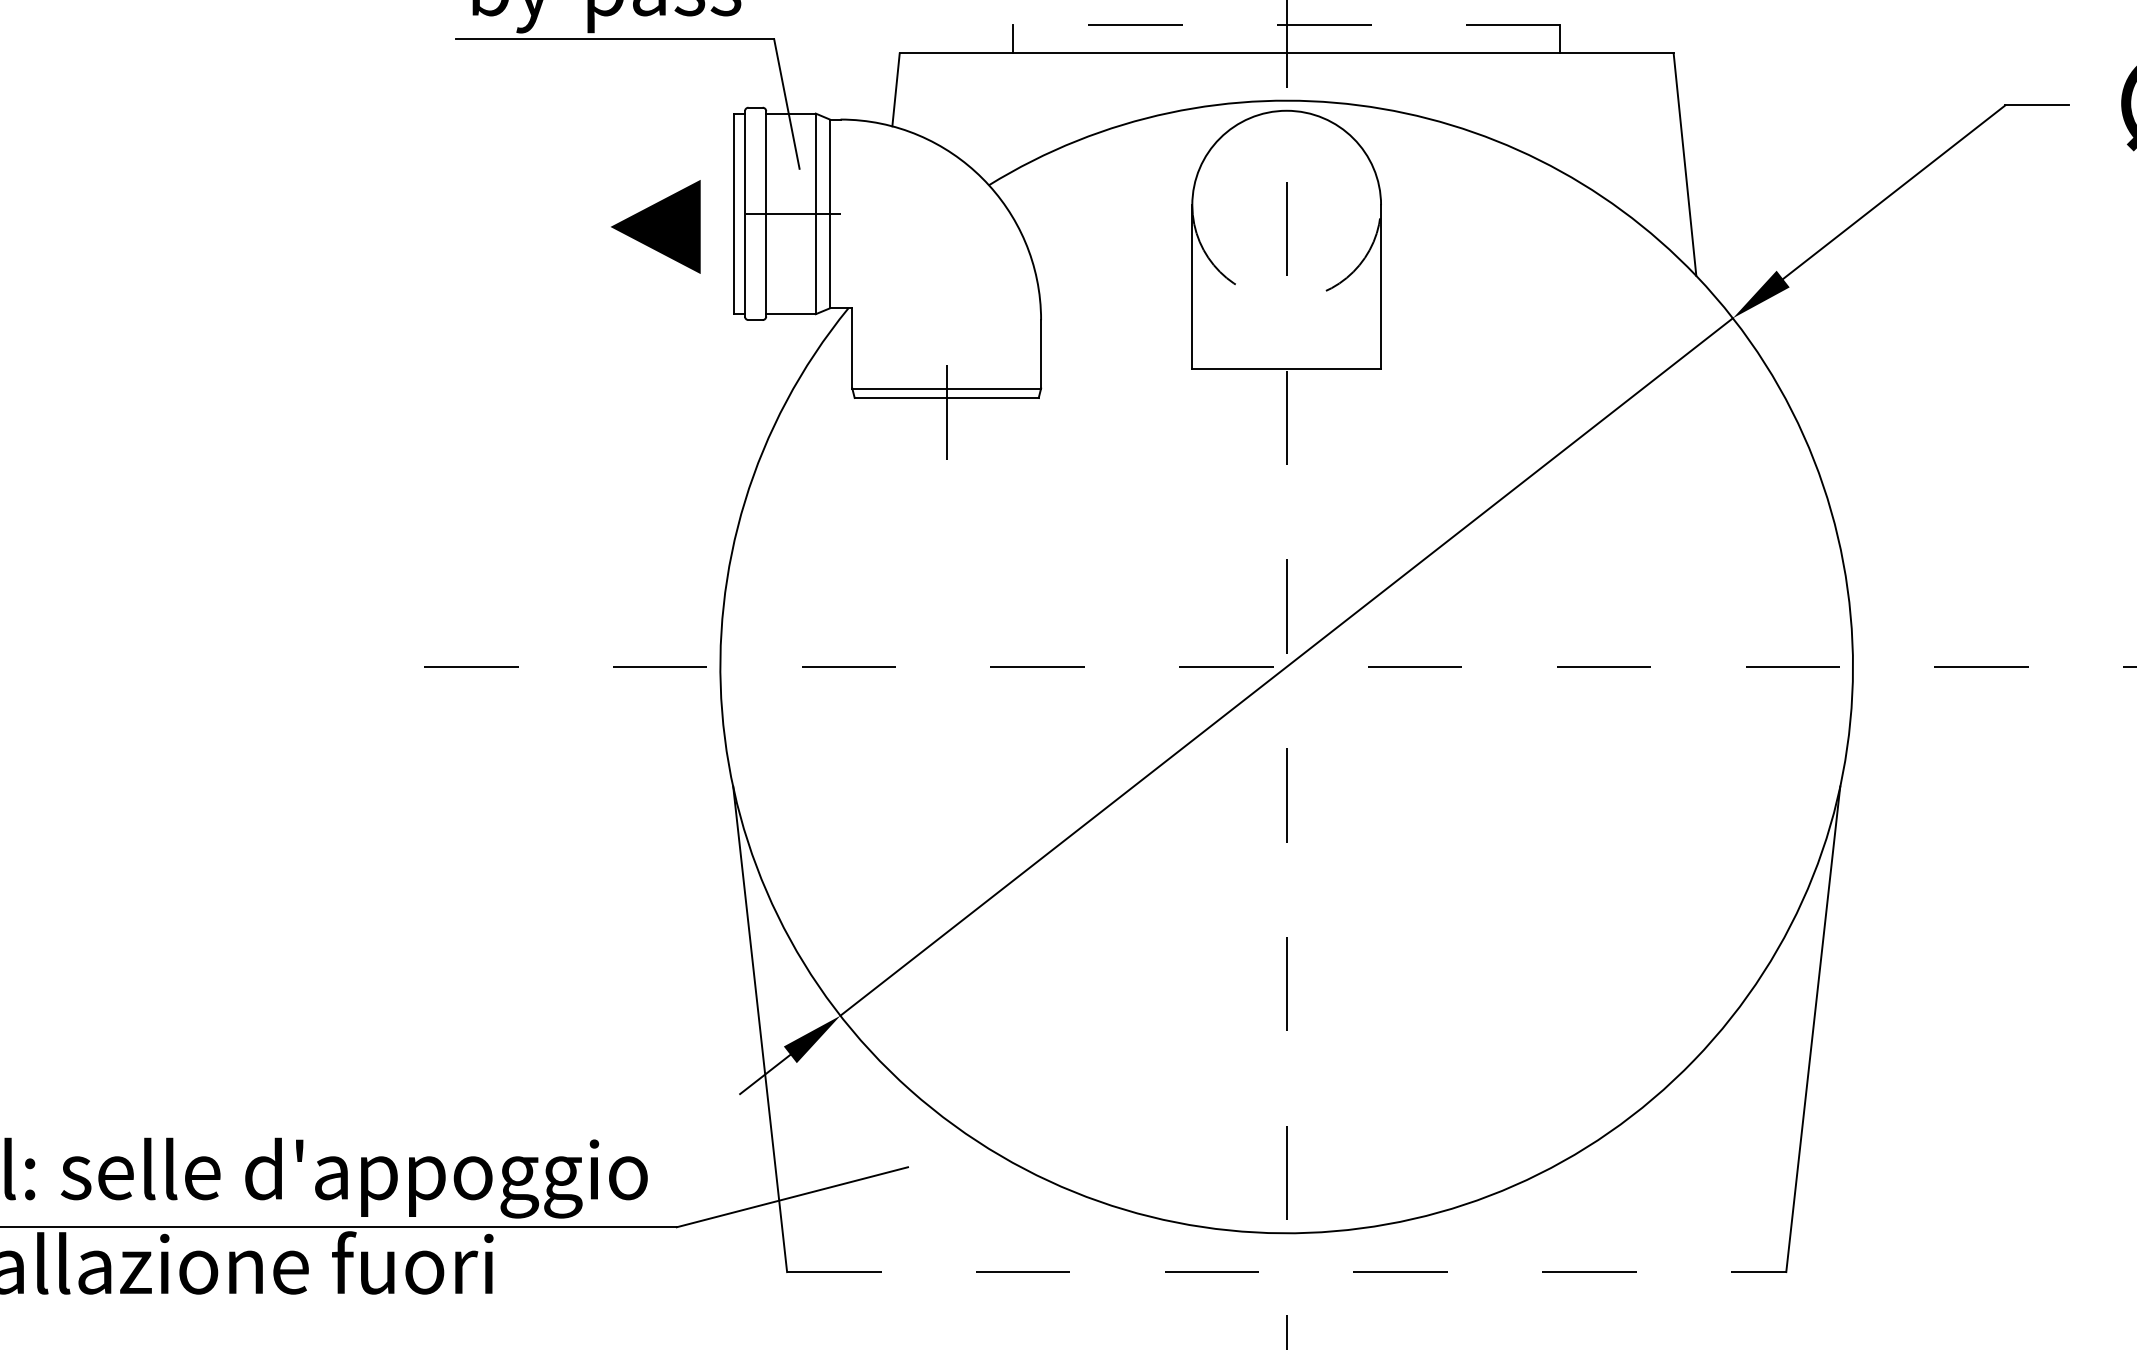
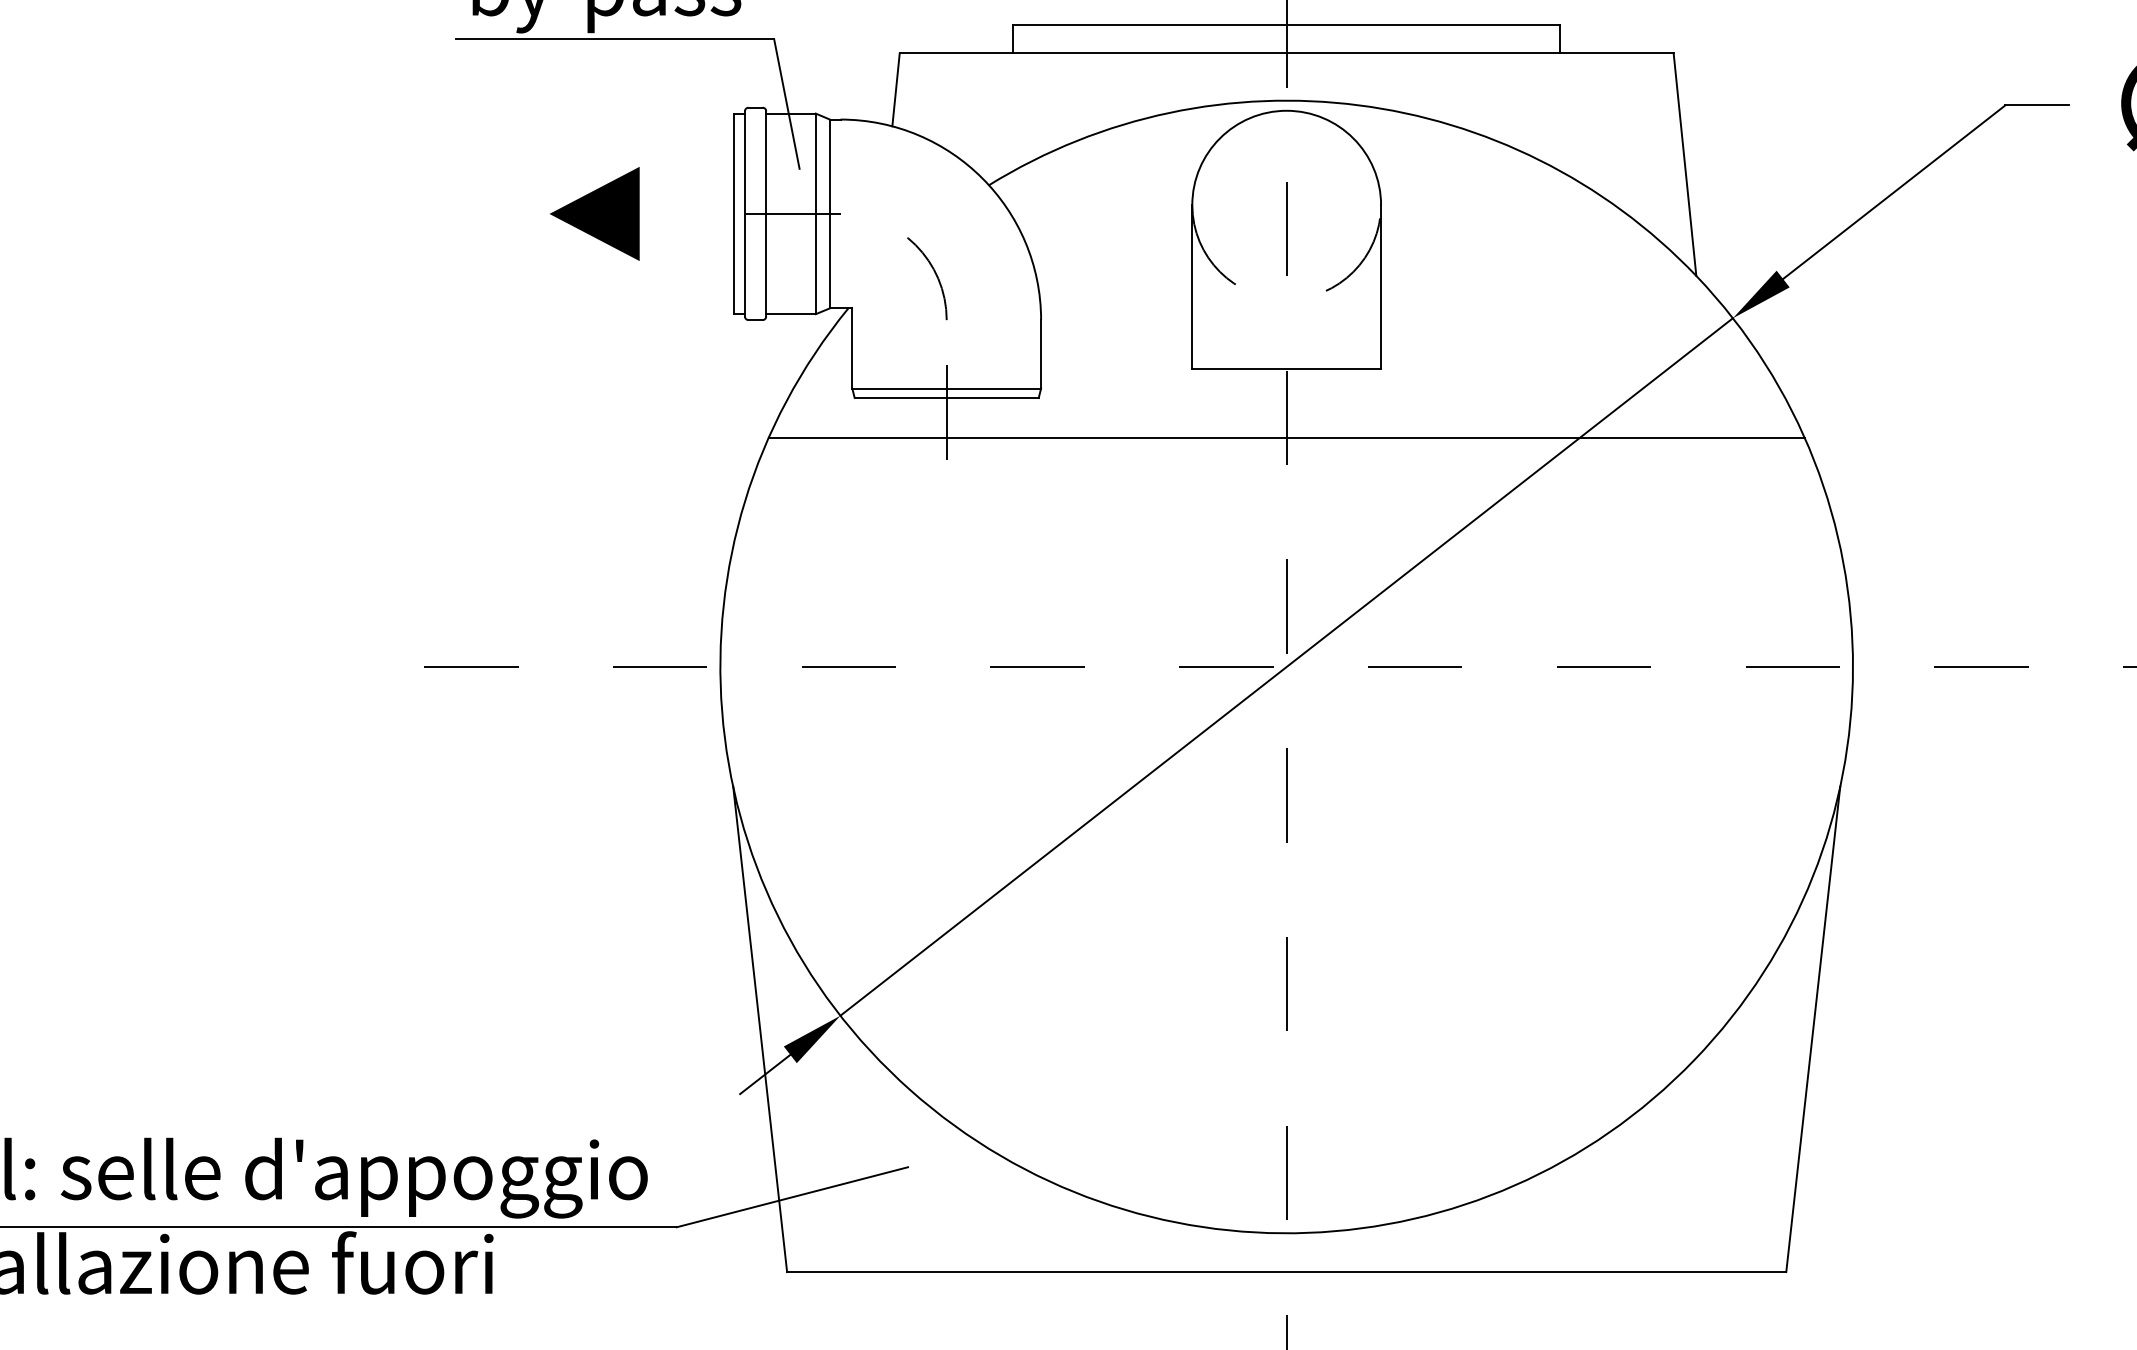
line: dashed -> solid (1286, 25)
line position: (655, 226) -> (594, 213) (594, 213)
arc: none -> present (935, 275)
line: none -> present (1286, 437)
line: dashed -> solid (1286, 1272)
